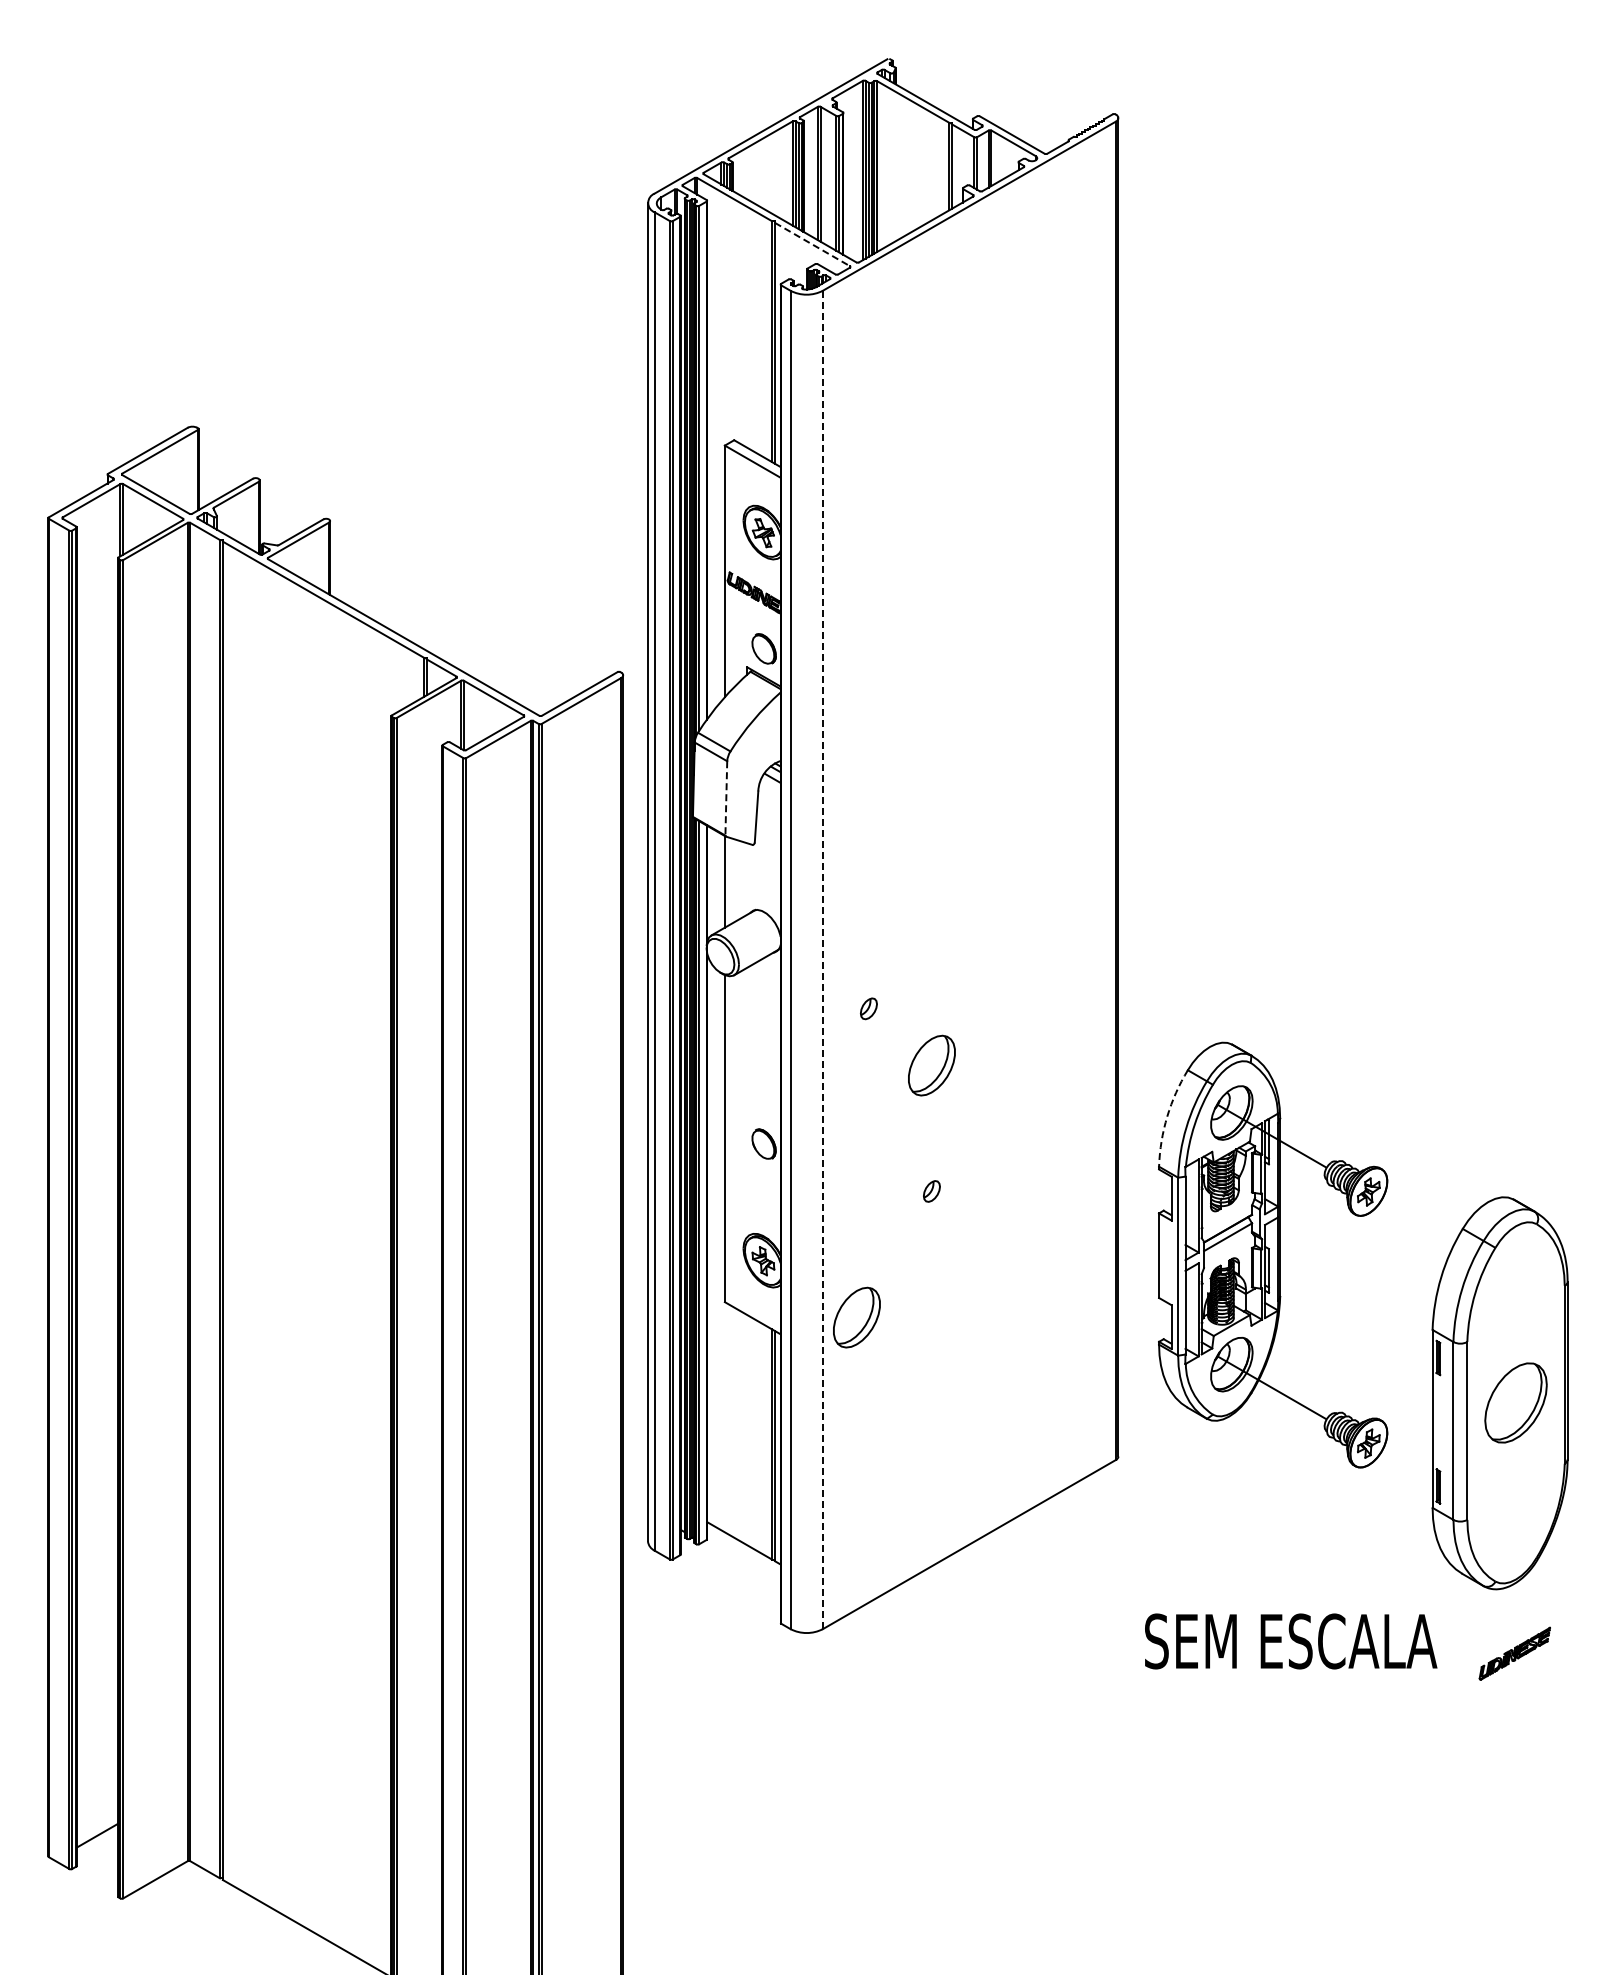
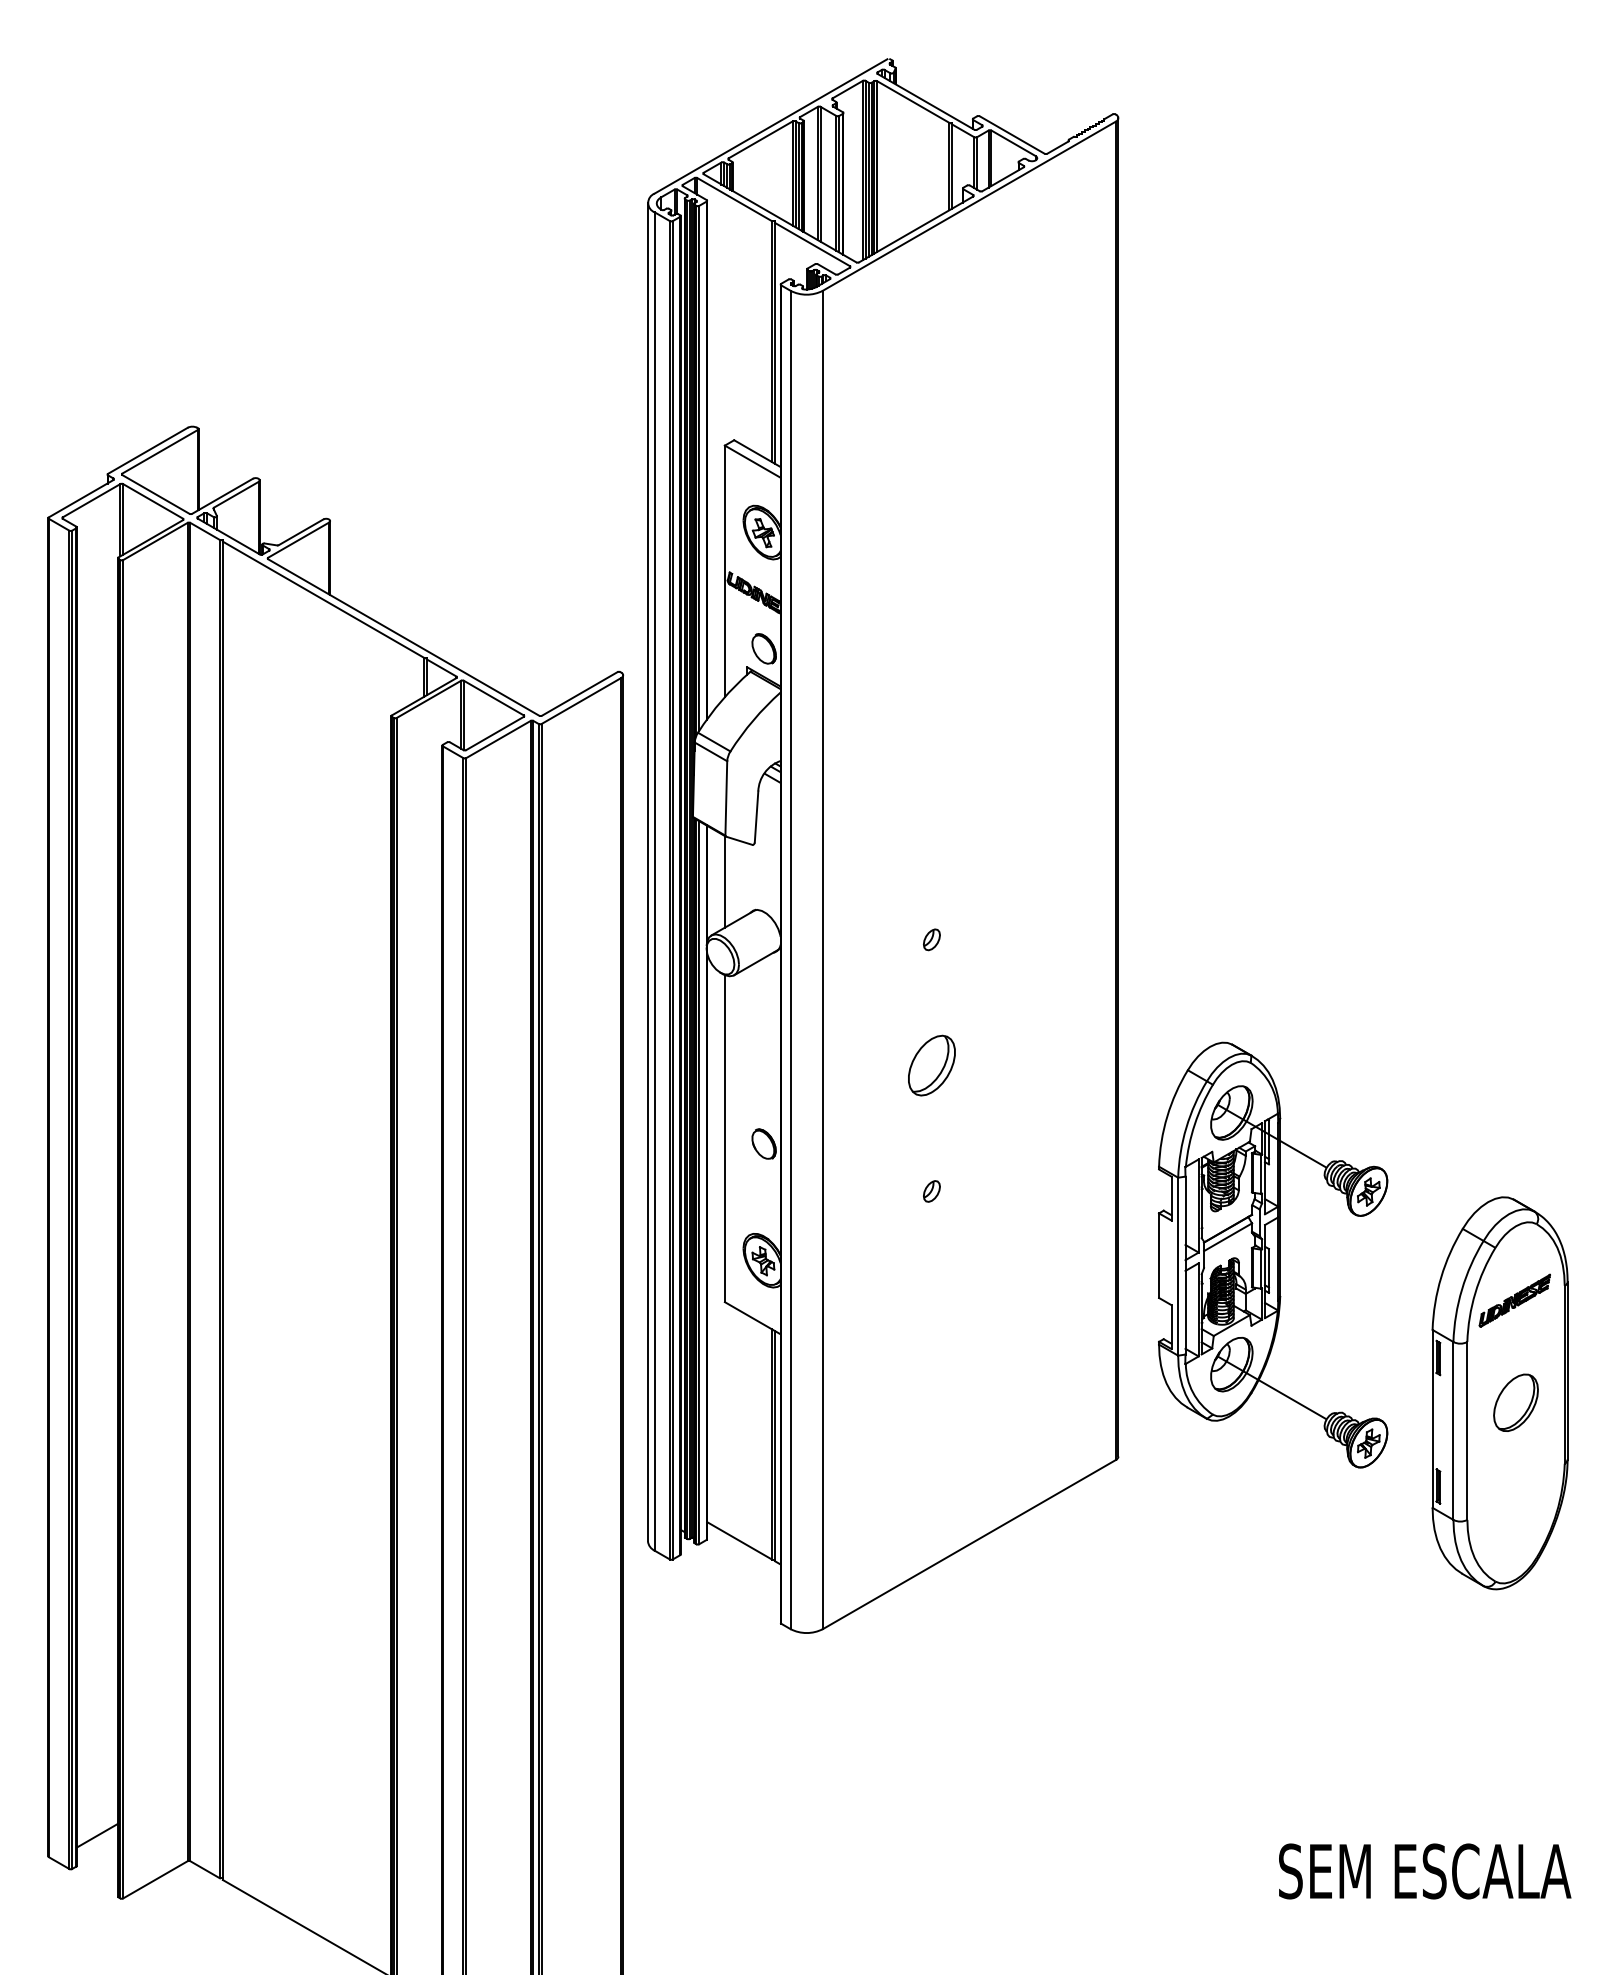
line: dashed -> solid (812, 244)
line: dashed -> solid (726, 798)
line: dashed -> solid (822, 960)
part position: (868, 1008) -> (931, 939) (931, 939)
arc: dashed -> solid (1167, 1116)
part: present -> none (856, 1317)
part size: 64x82 px -> 46x59 px (1515, 1402)
text position: (1291, 1641) -> (1425, 1871) (1425, 1871)
part position: (1514, 1653) -> (1514, 1300) (1514, 1300)
